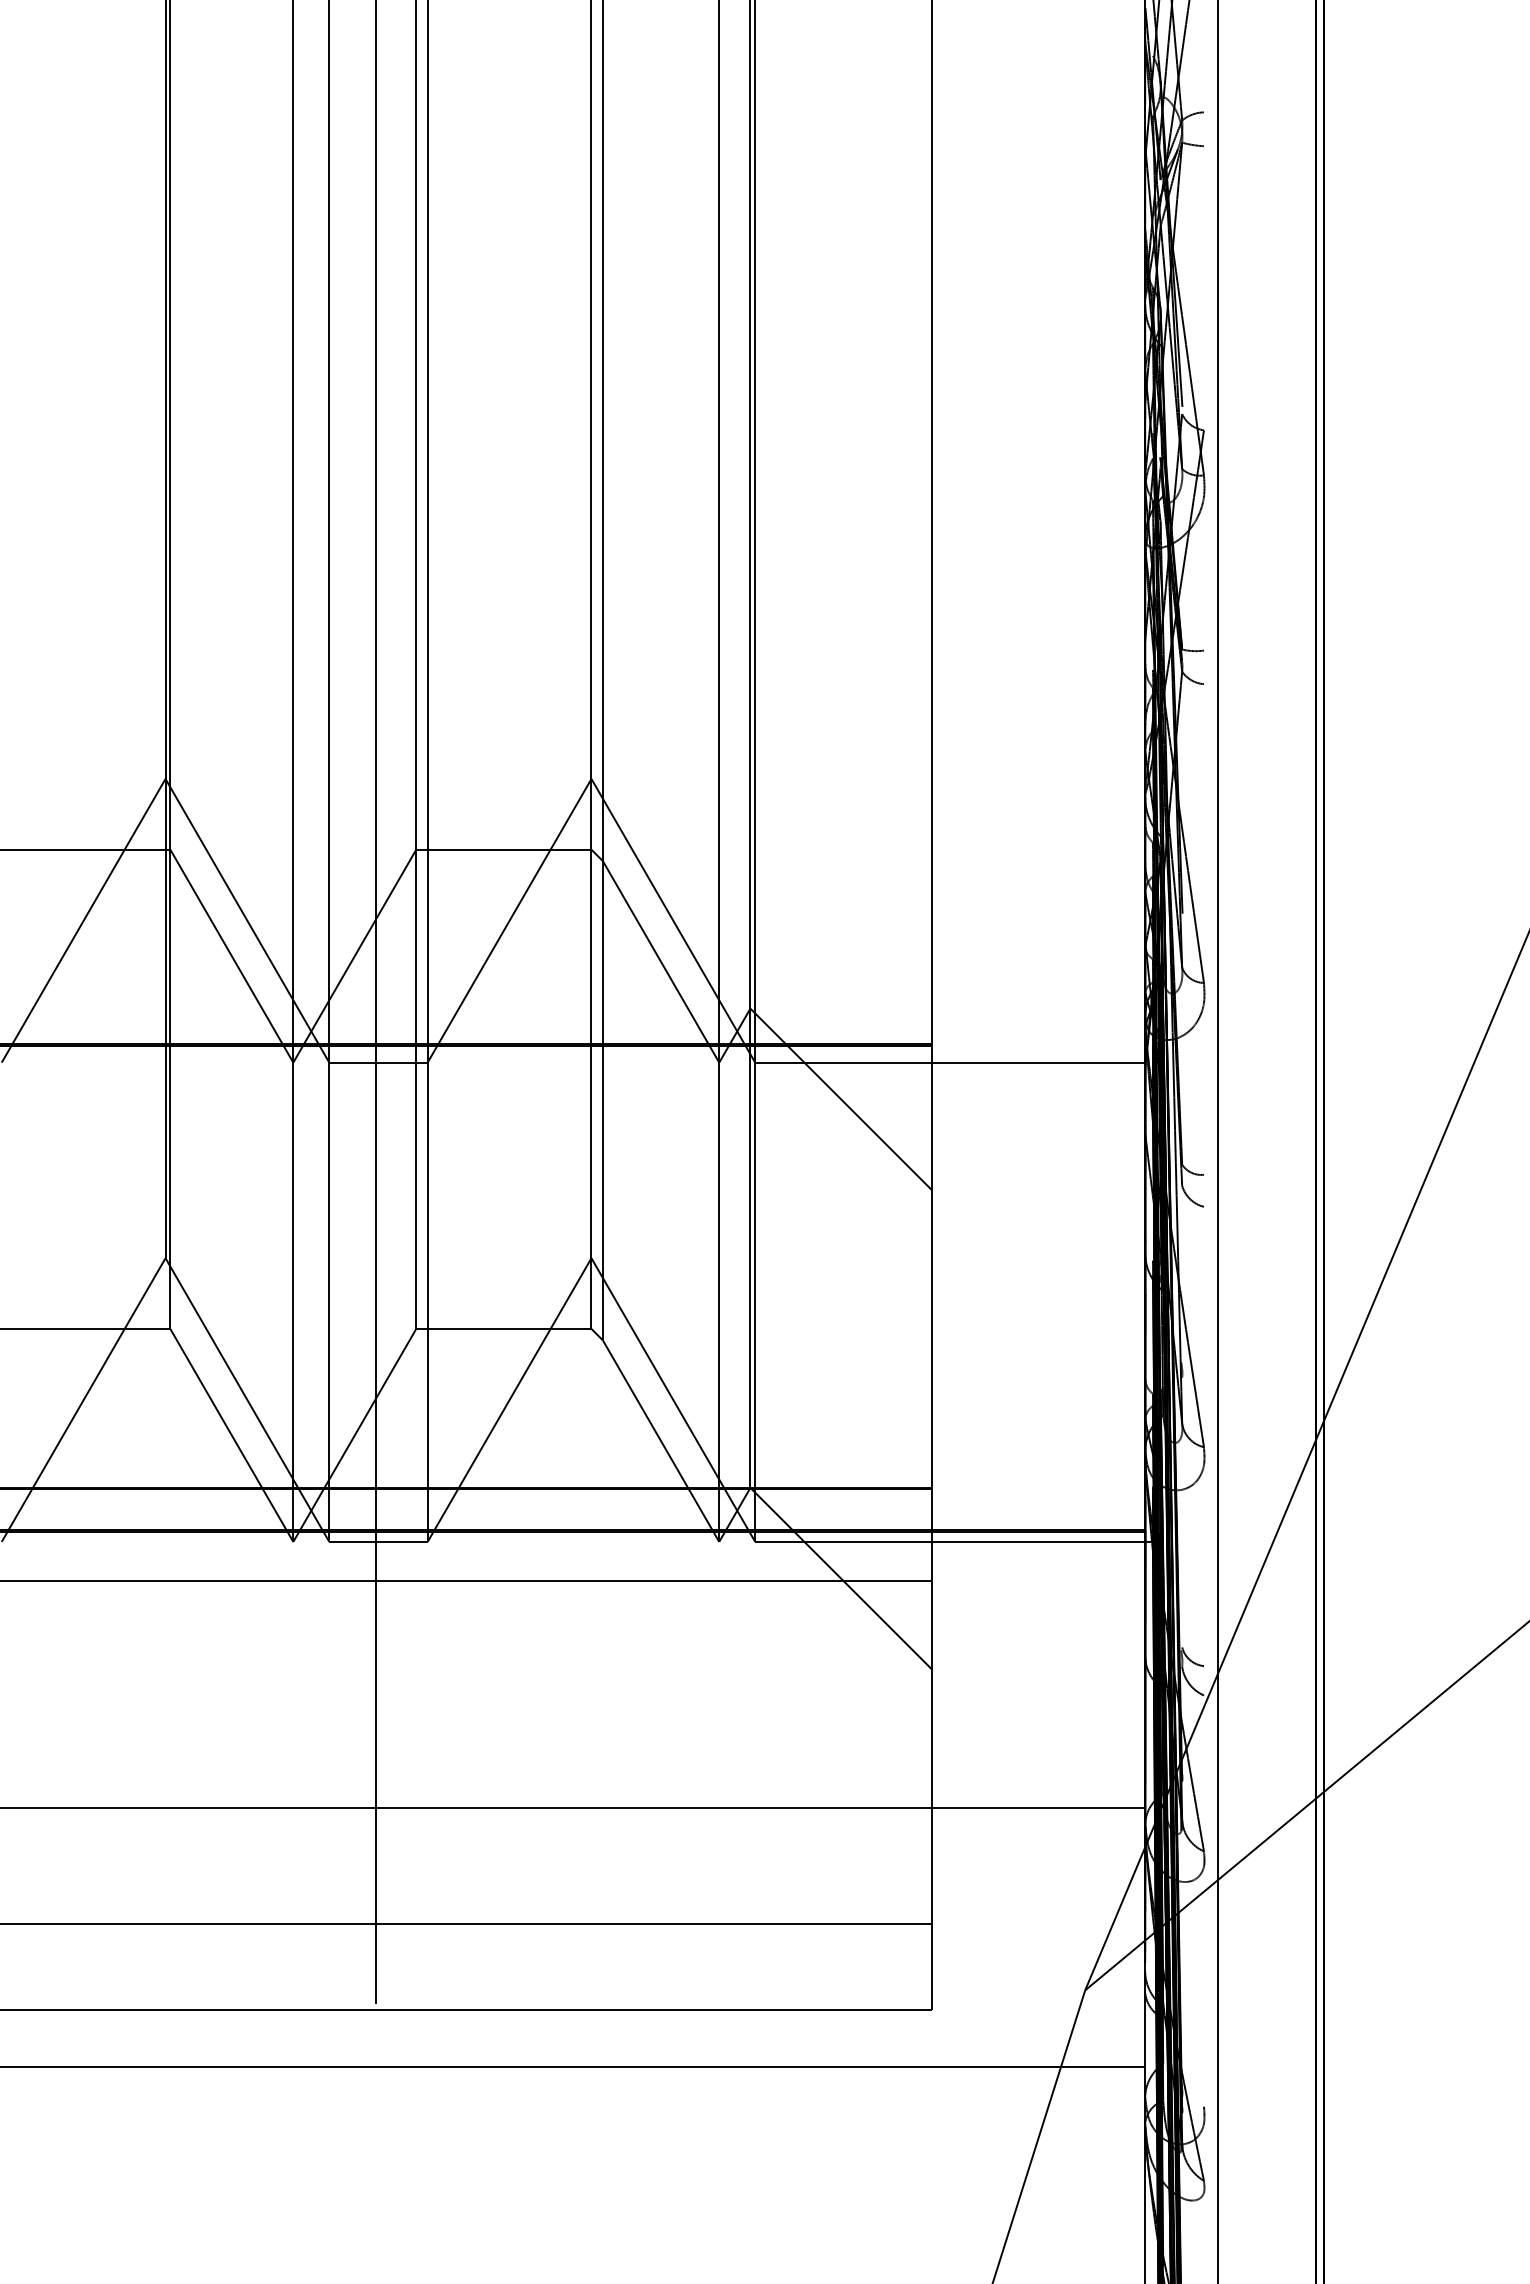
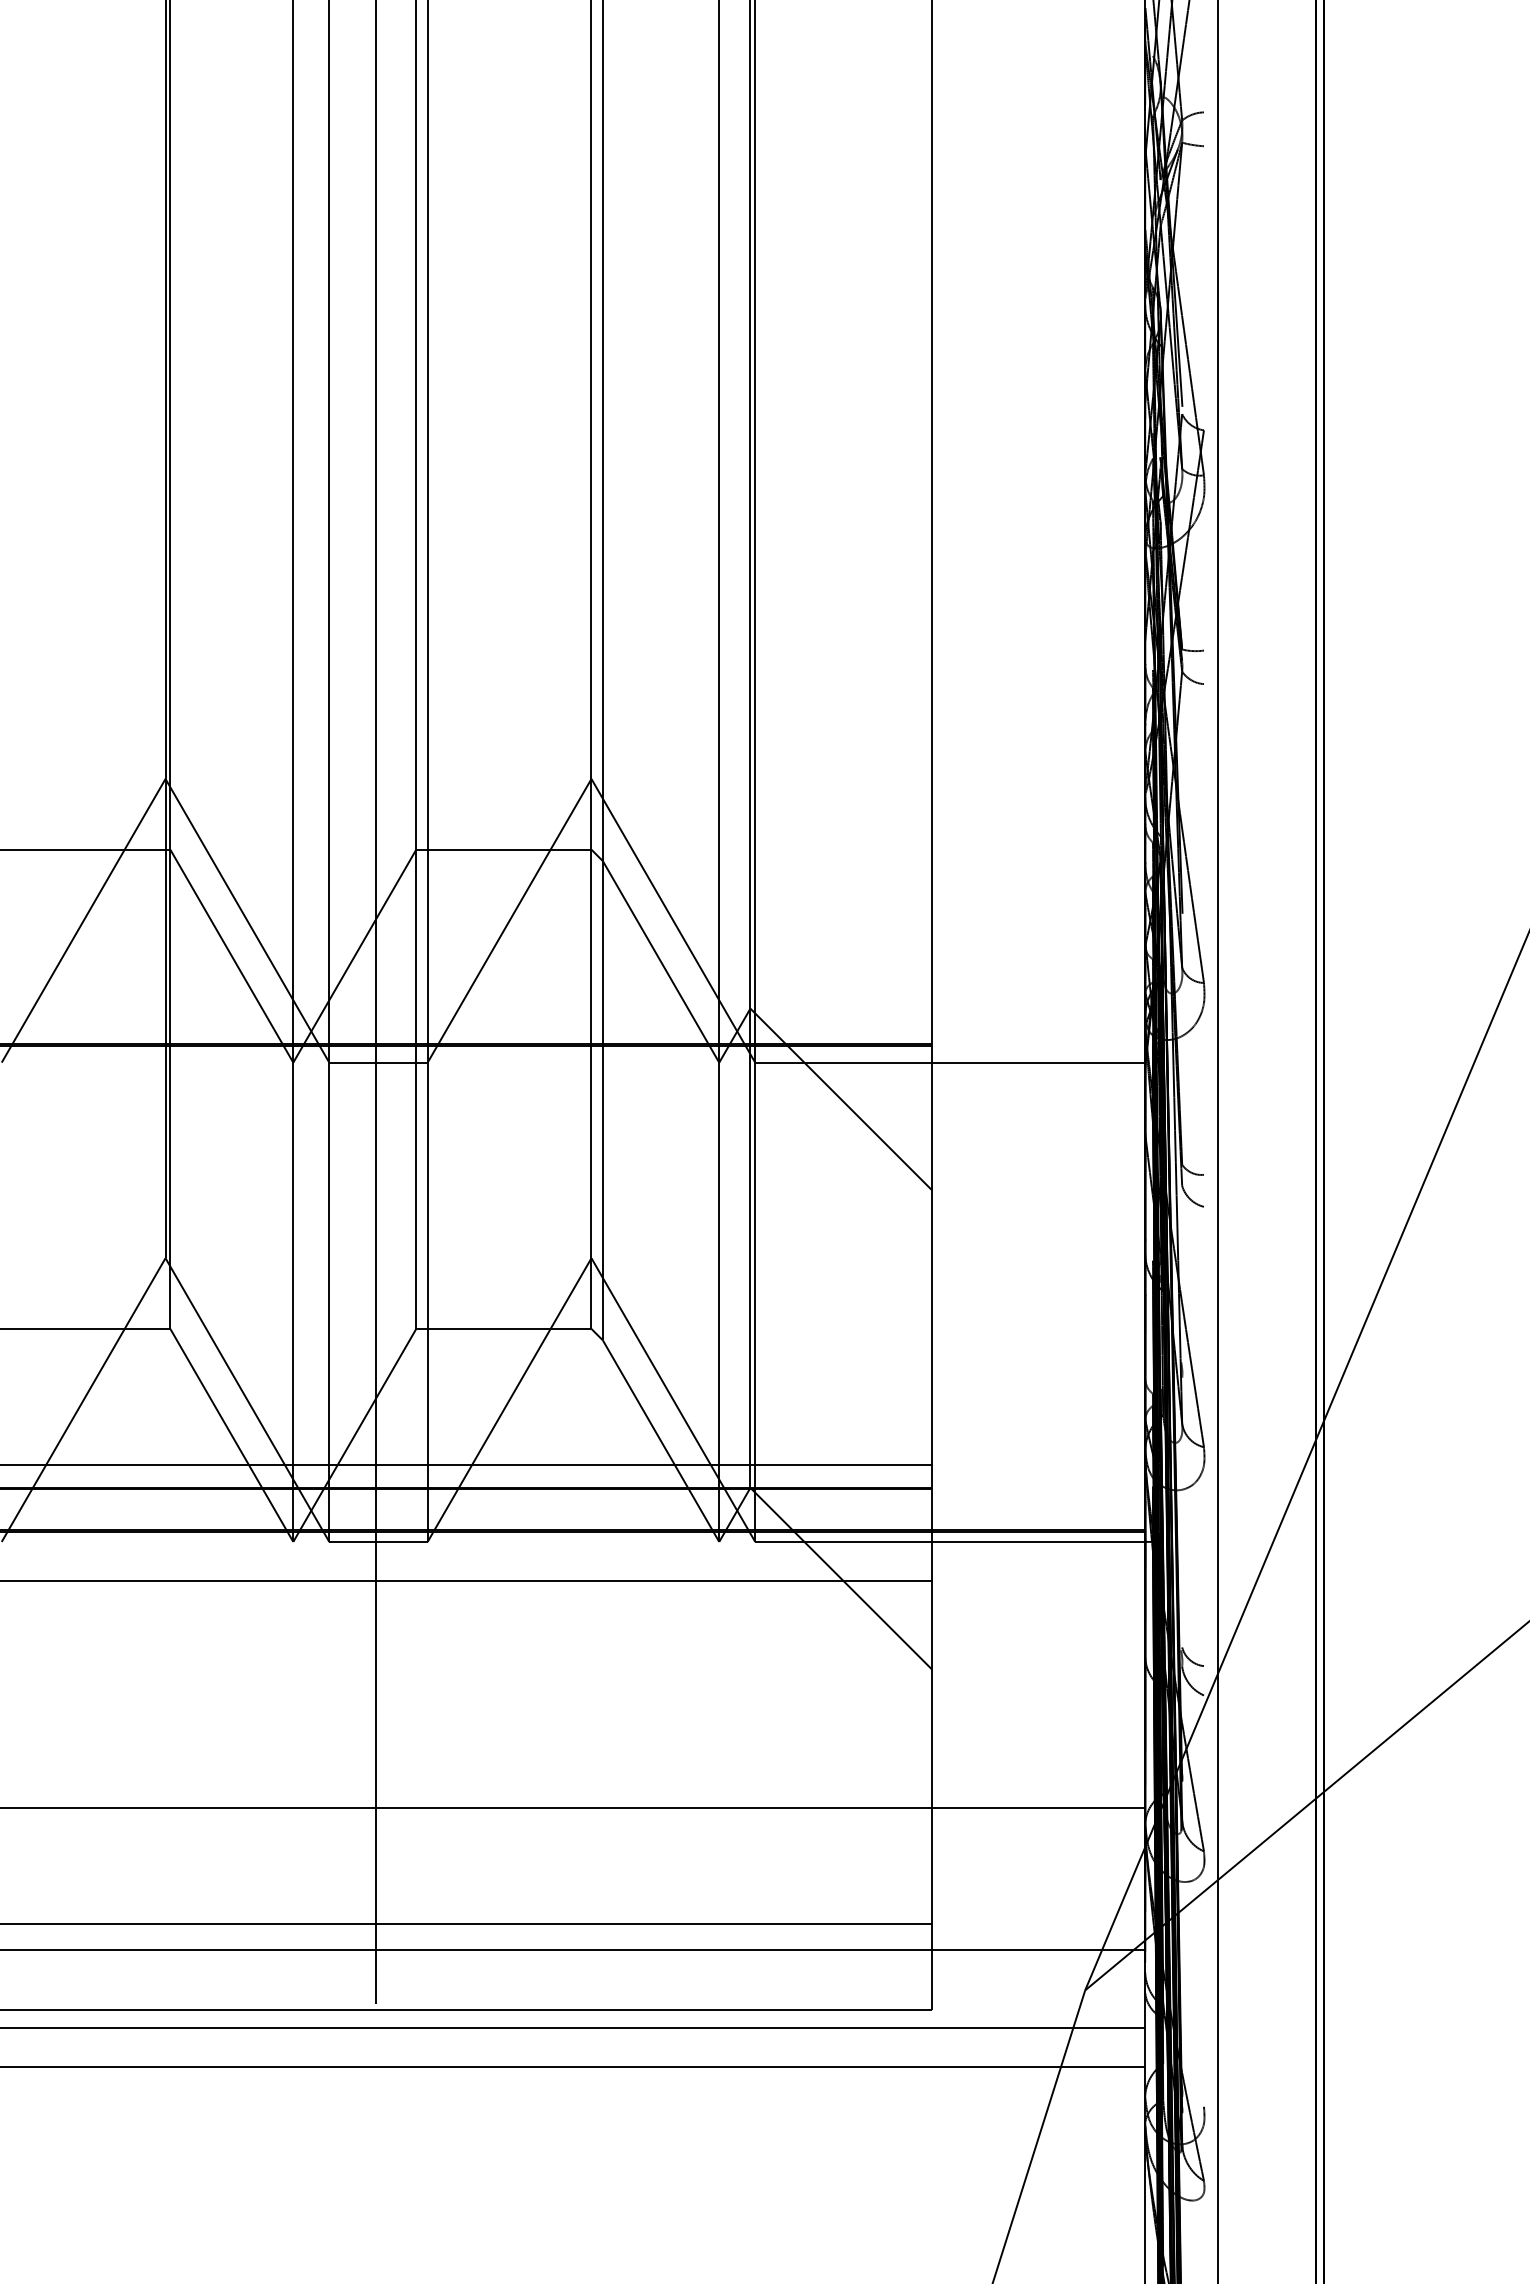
line: none -> present (467, 1465)
line: none -> present (573, 1950)
line: none -> present (573, 2027)
